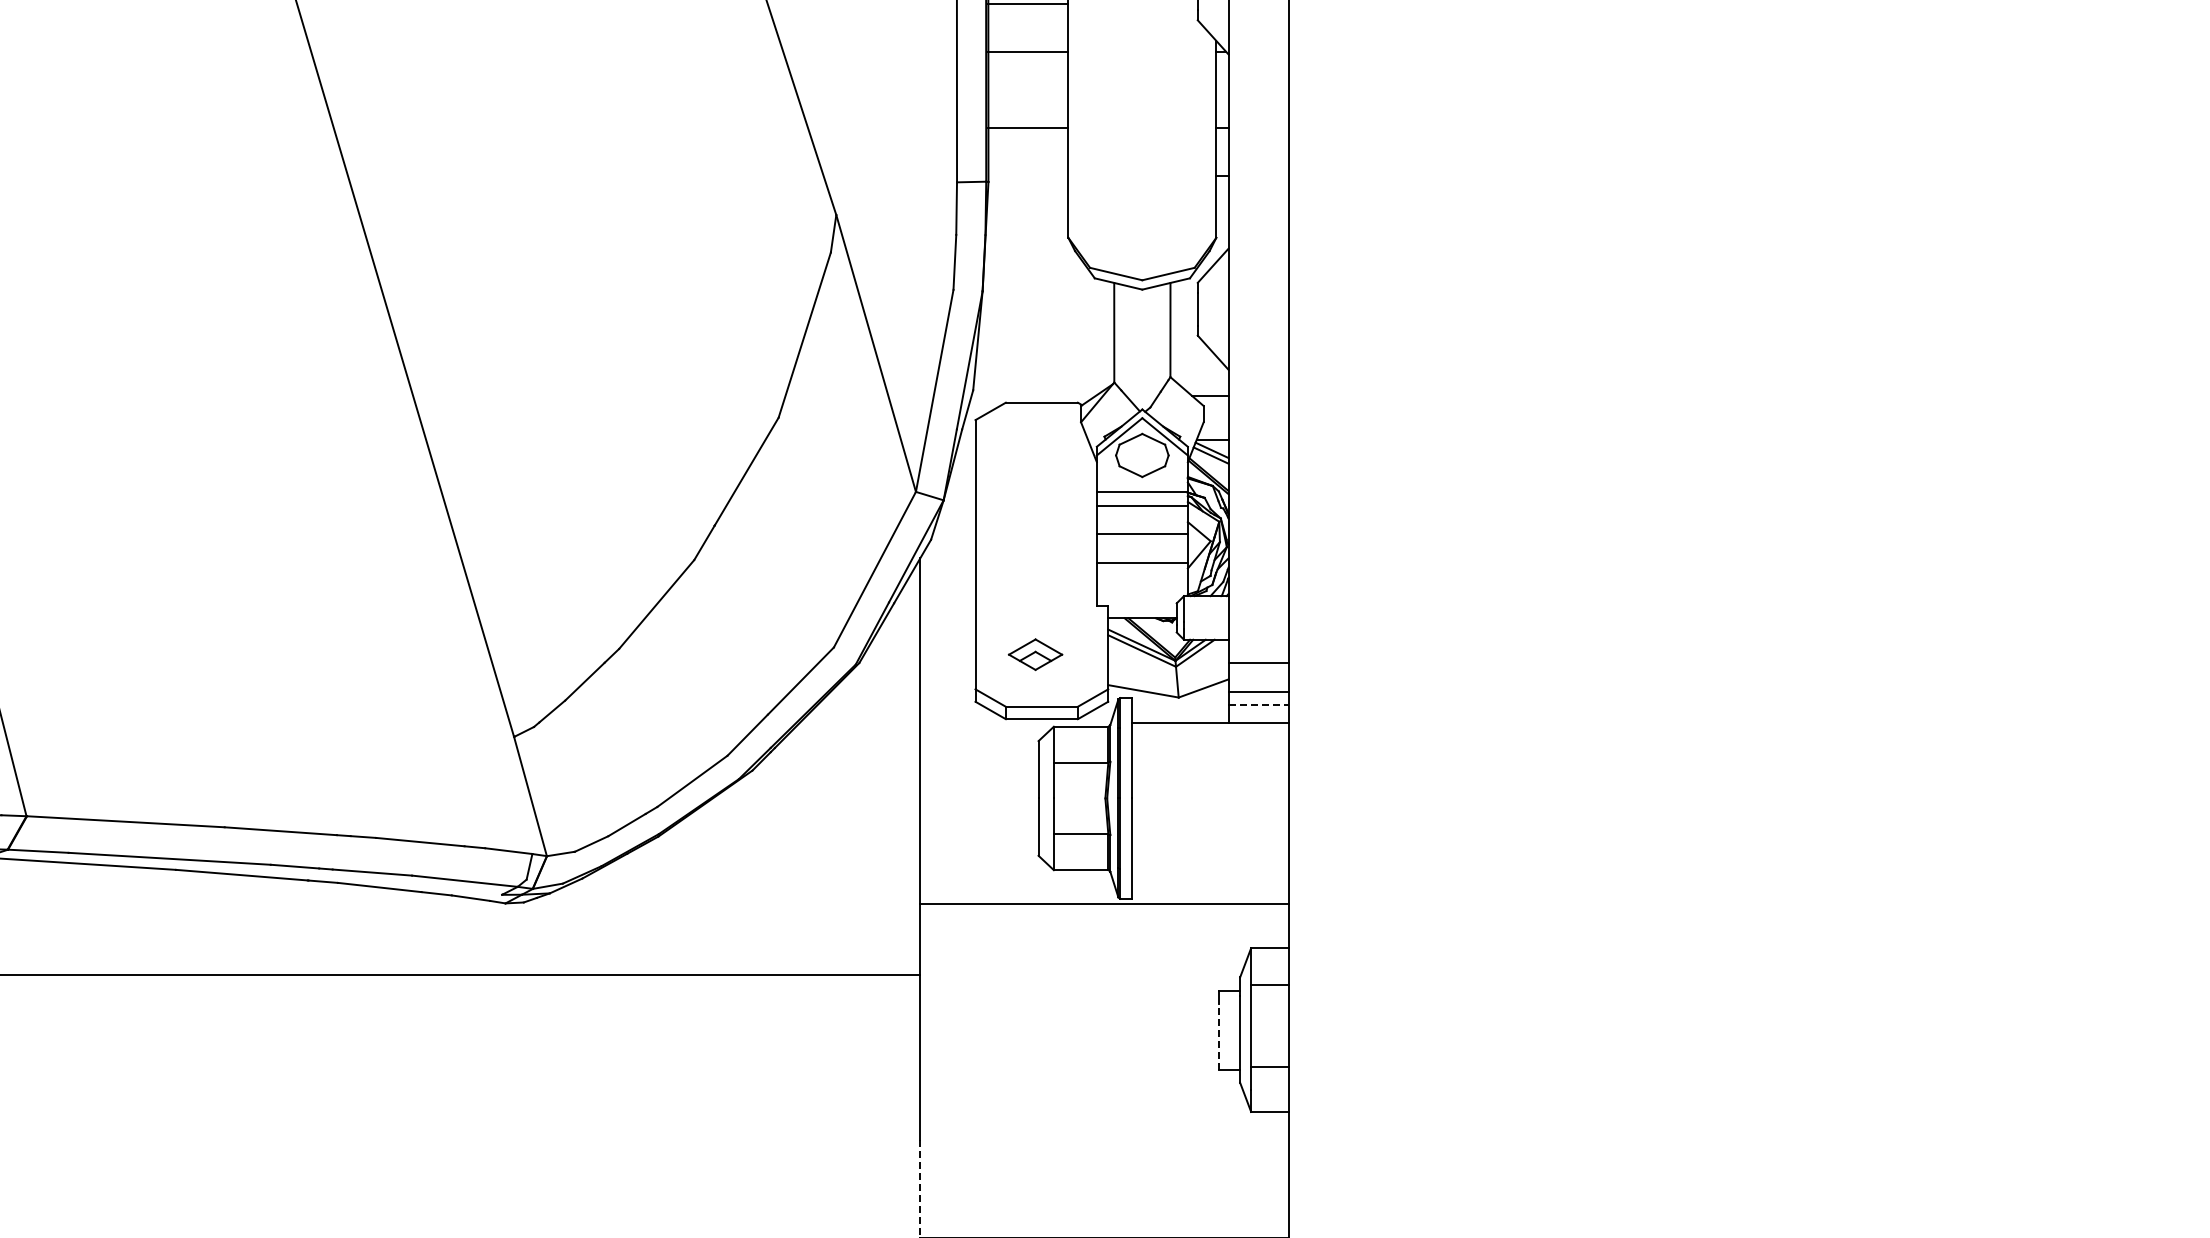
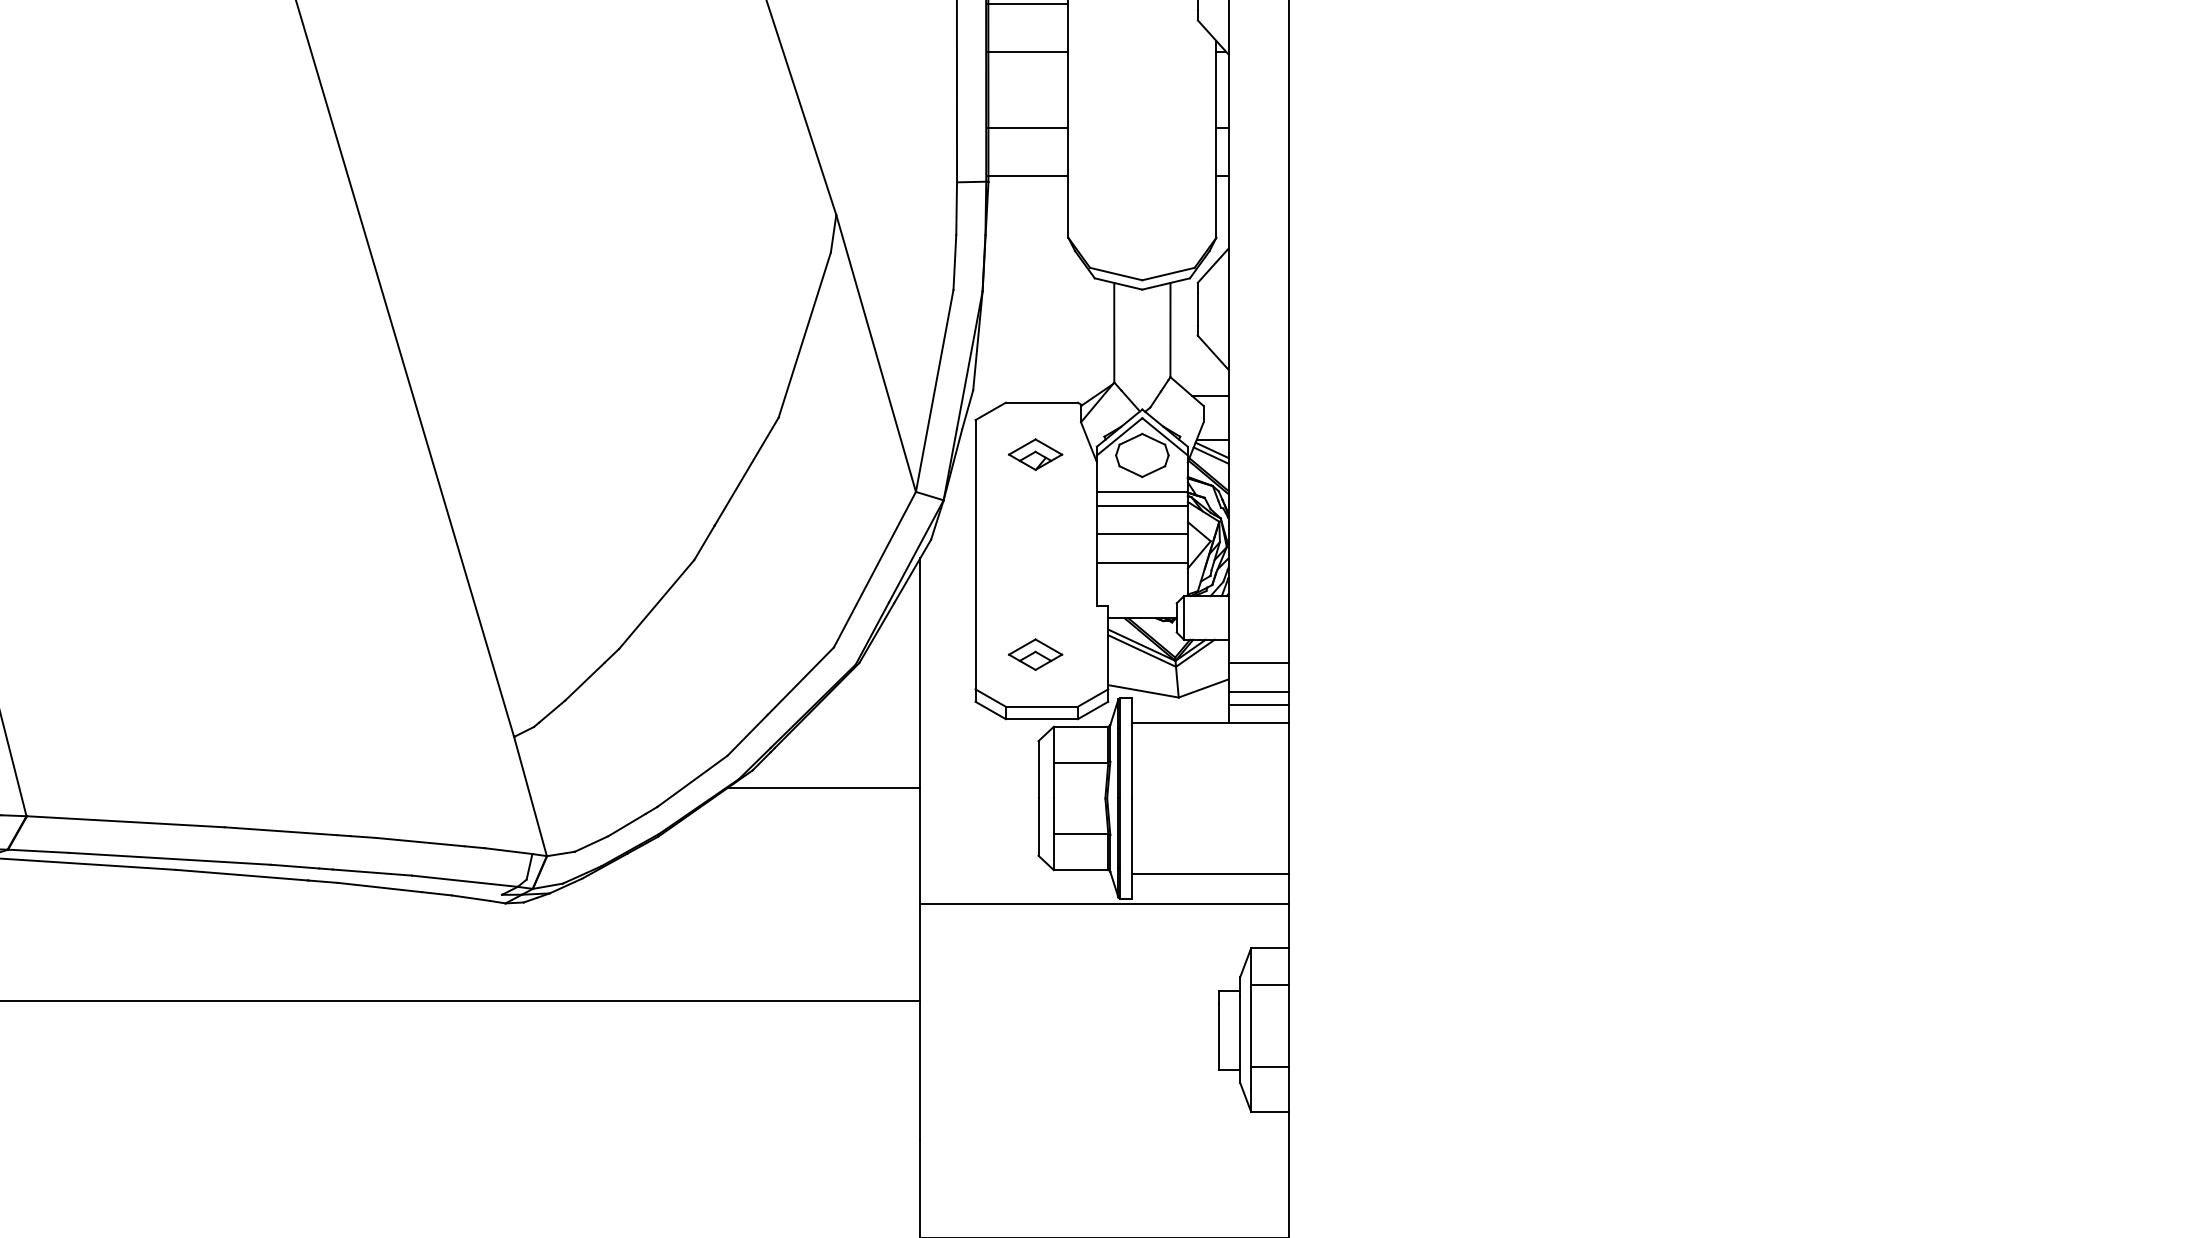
line: none -> present (1028, 175)
part: none -> present (1035, 454)
line: dashed -> solid (1259, 704)
line: none -> present (823, 788)
line: none -> present (1210, 874)
line position: (461, 974) -> (461, 1000) (461, 1000)
line: dashed -> solid (1218, 1036)
line: dashed -> solid (920, 1189)
